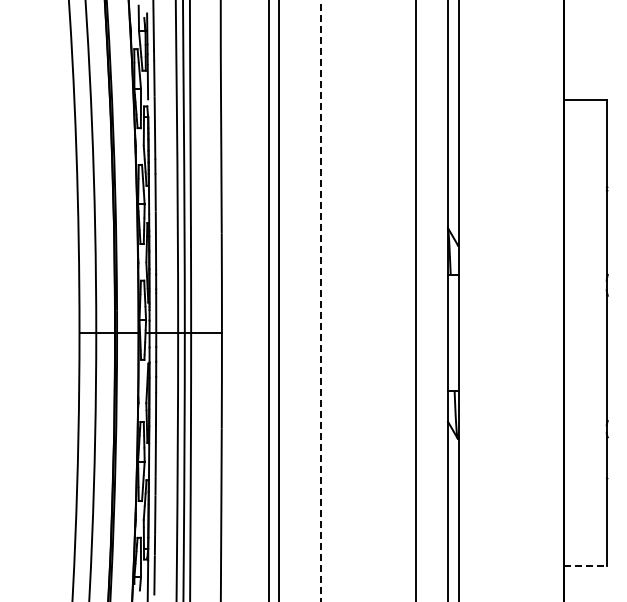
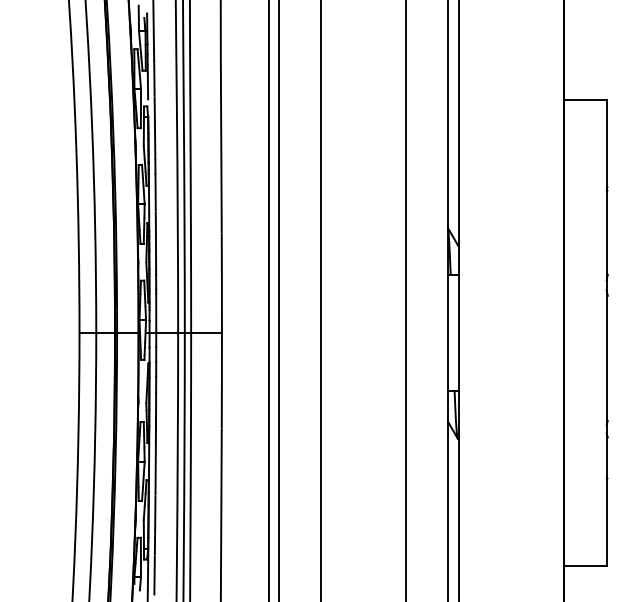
line: dashed -> solid (321, 300)
line position: (415, 300) -> (405, 300) (405, 300)
line: dashed -> solid (586, 565)
